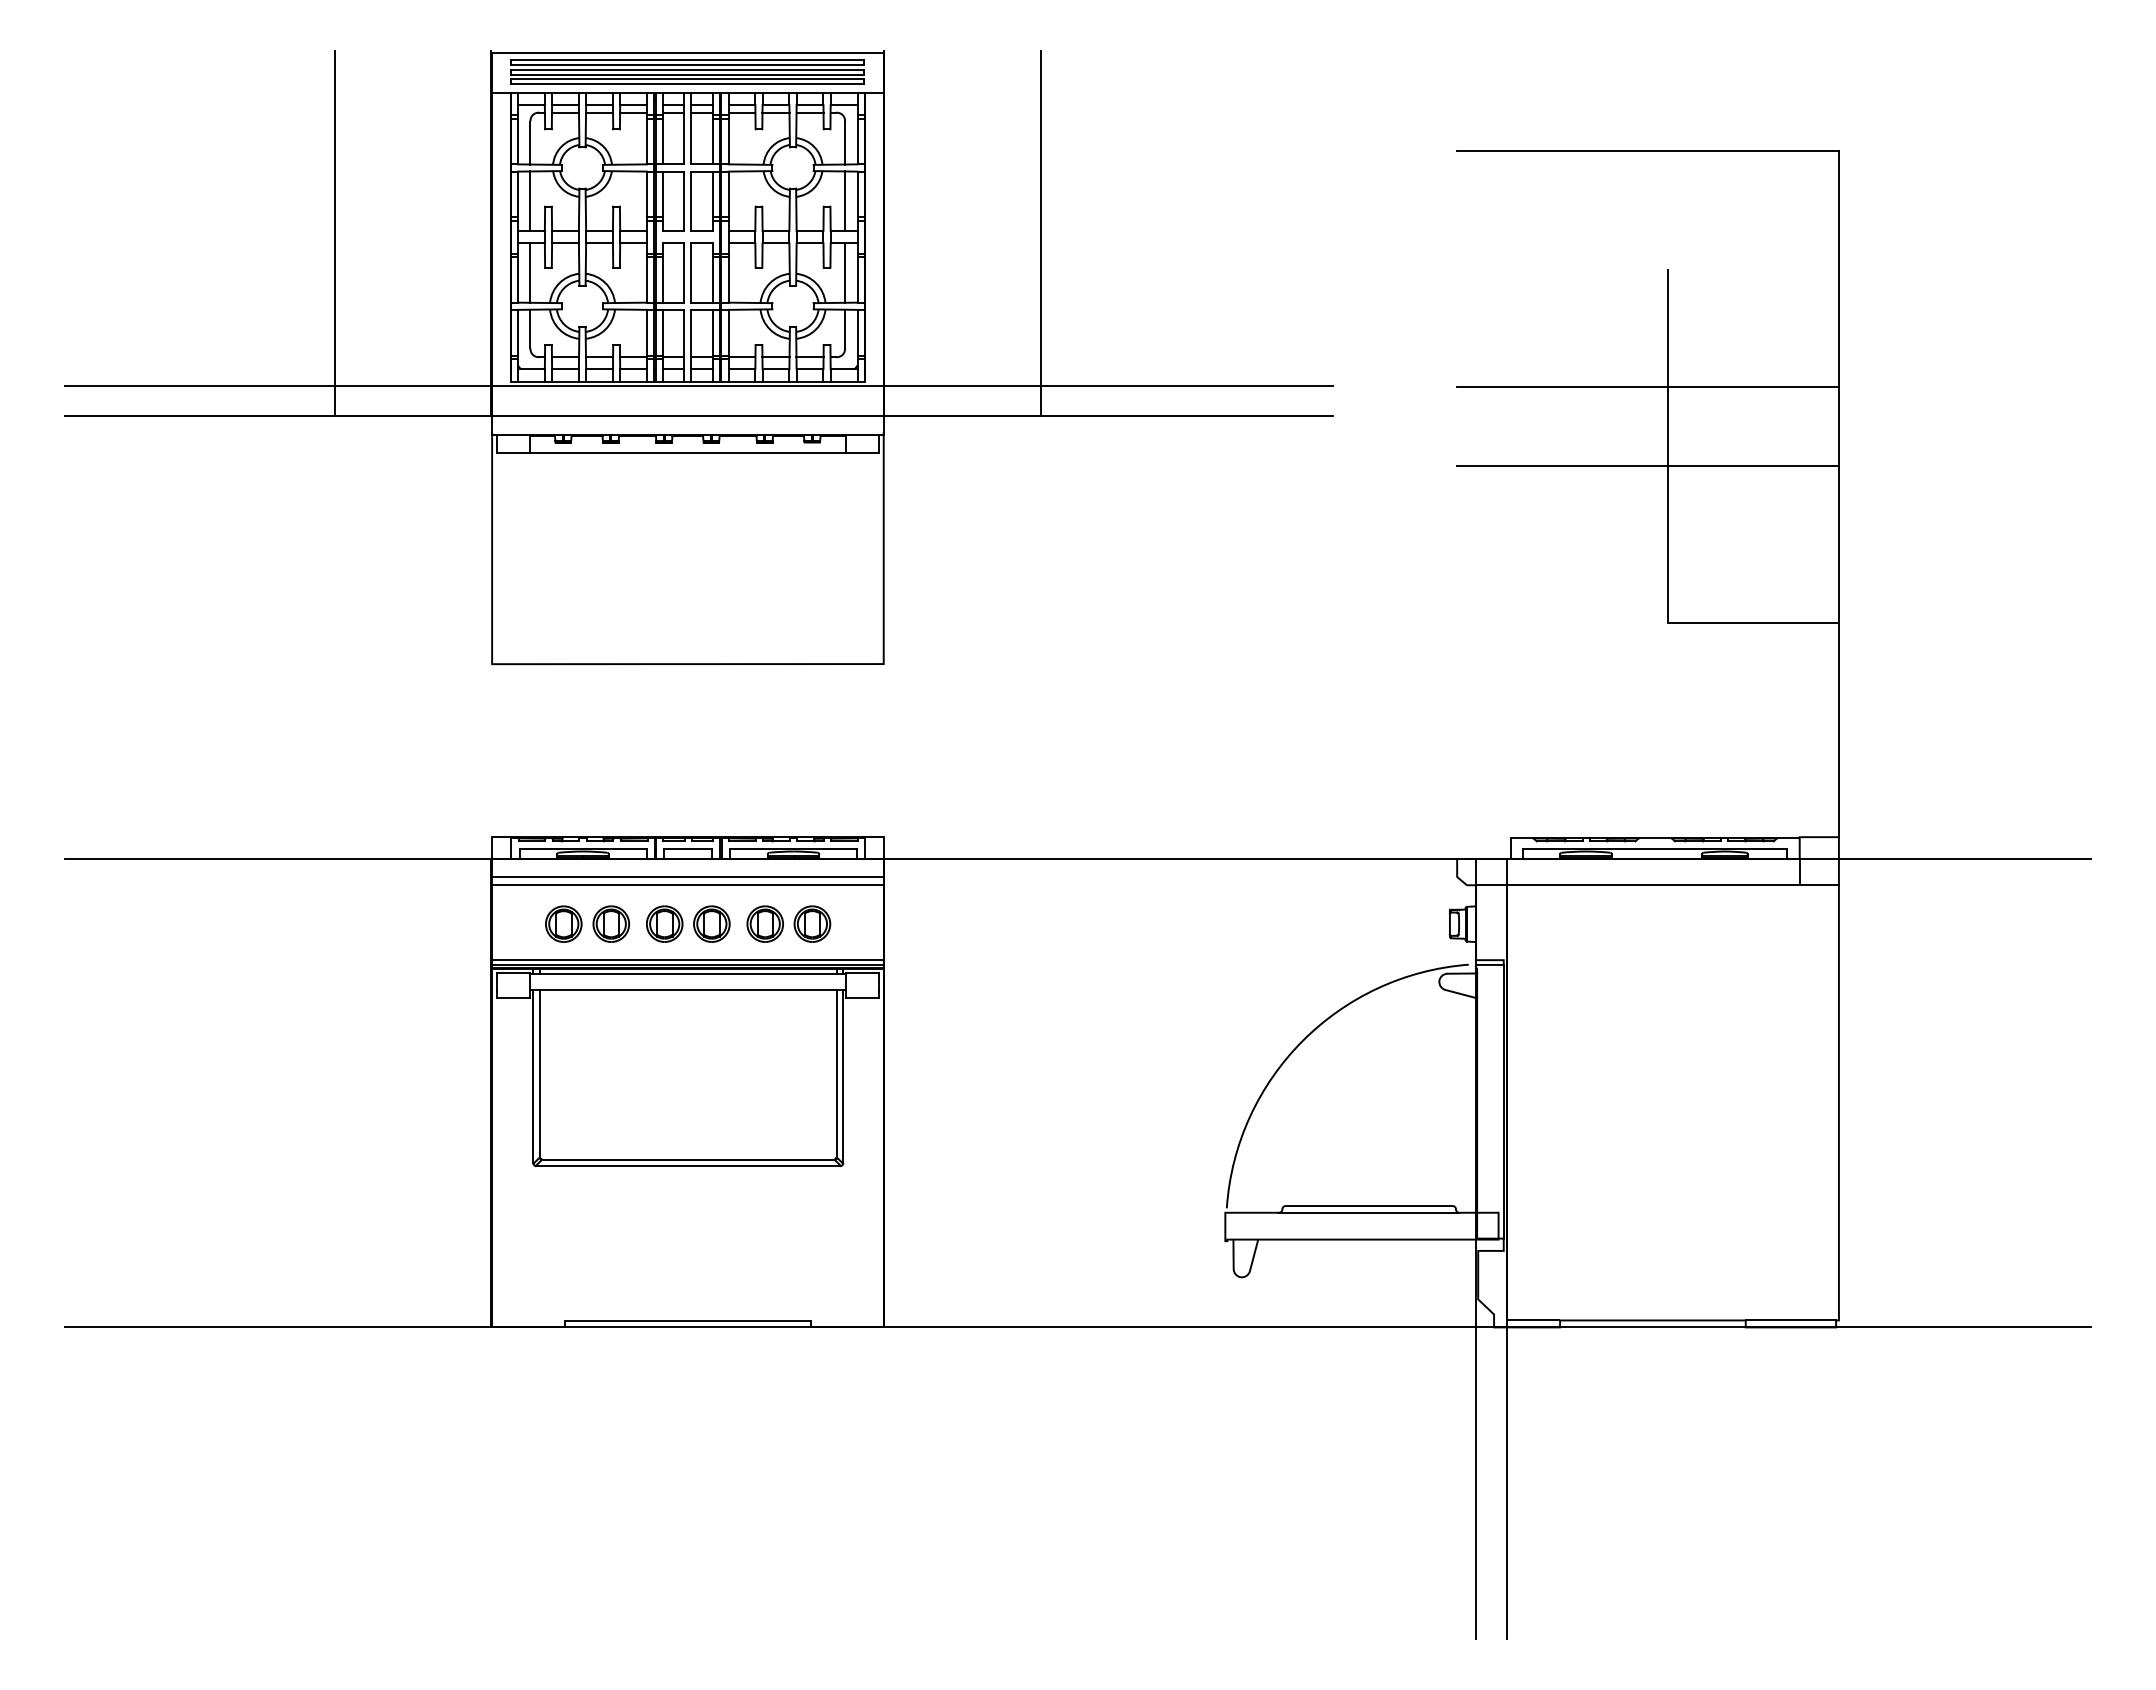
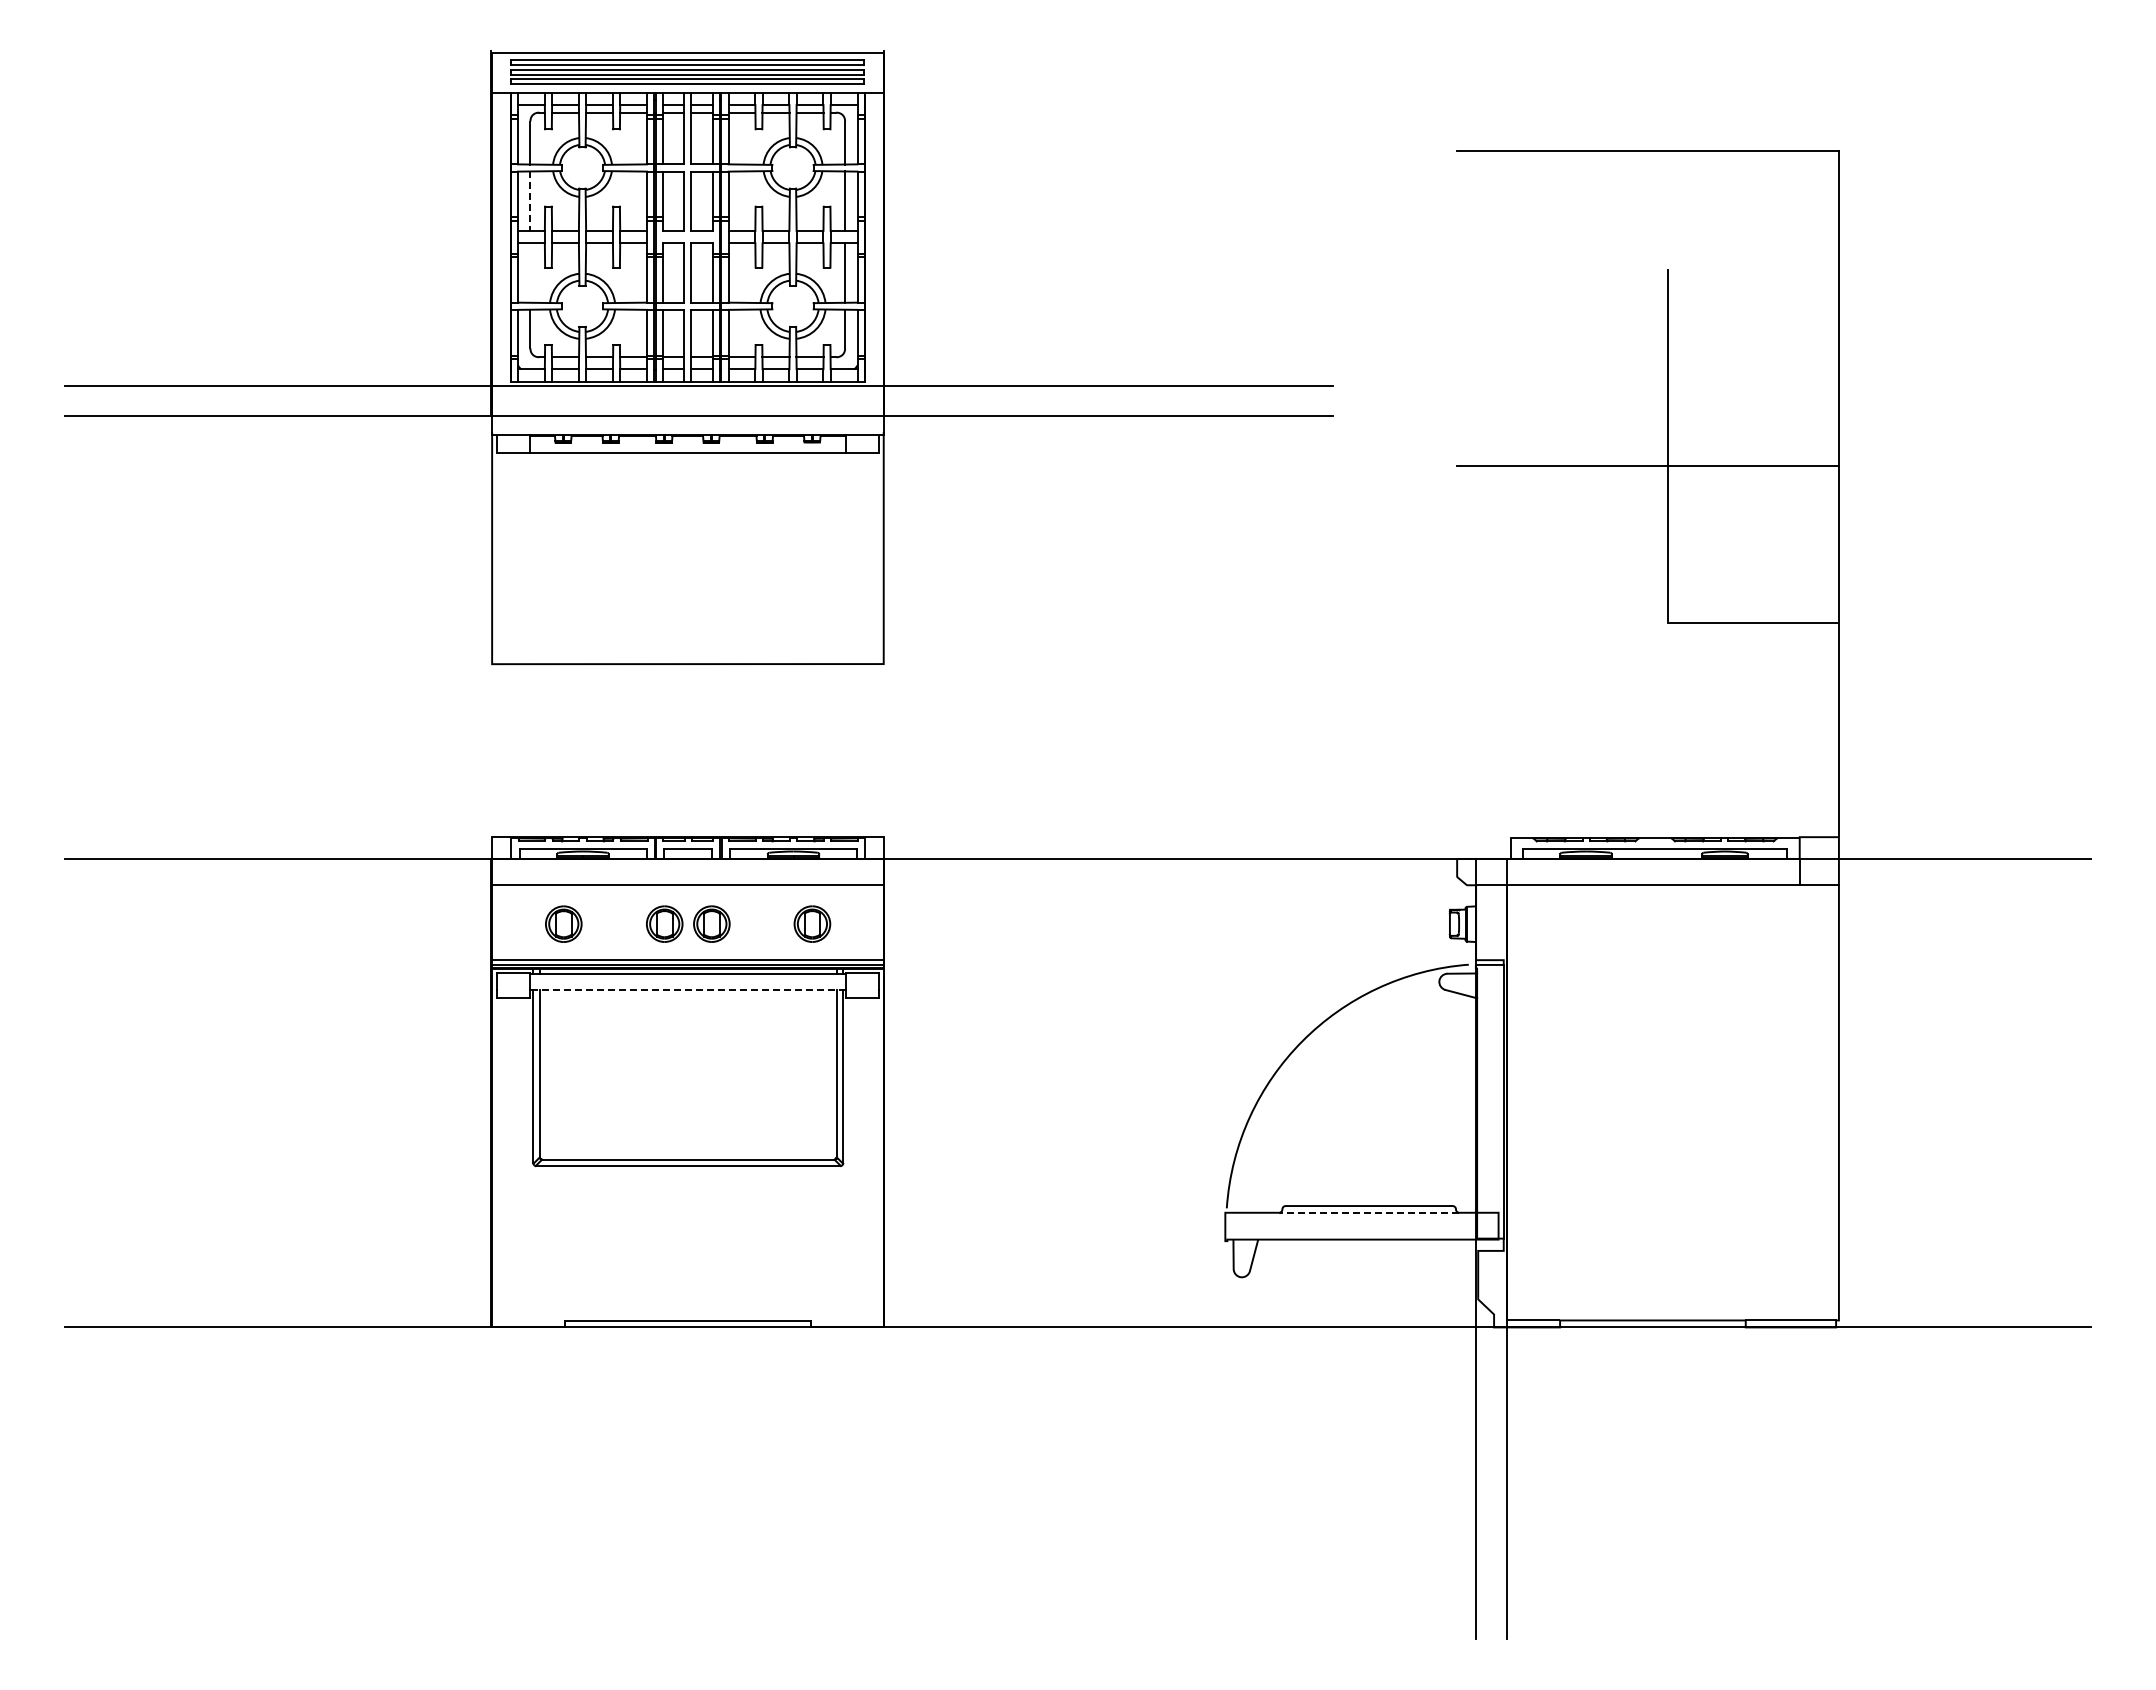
line: solid -> dashed (530, 201)
line: present -> none (334, 231)
line: present -> none (1040, 231)
line: present -> none (530, 272)
line: present -> none (1647, 387)
line: present -> none (688, 877)
part: present -> none (611, 923)
part: present -> none (764, 923)
line: solid -> dashed (687, 990)
line: solid -> dashed (1368, 1212)
